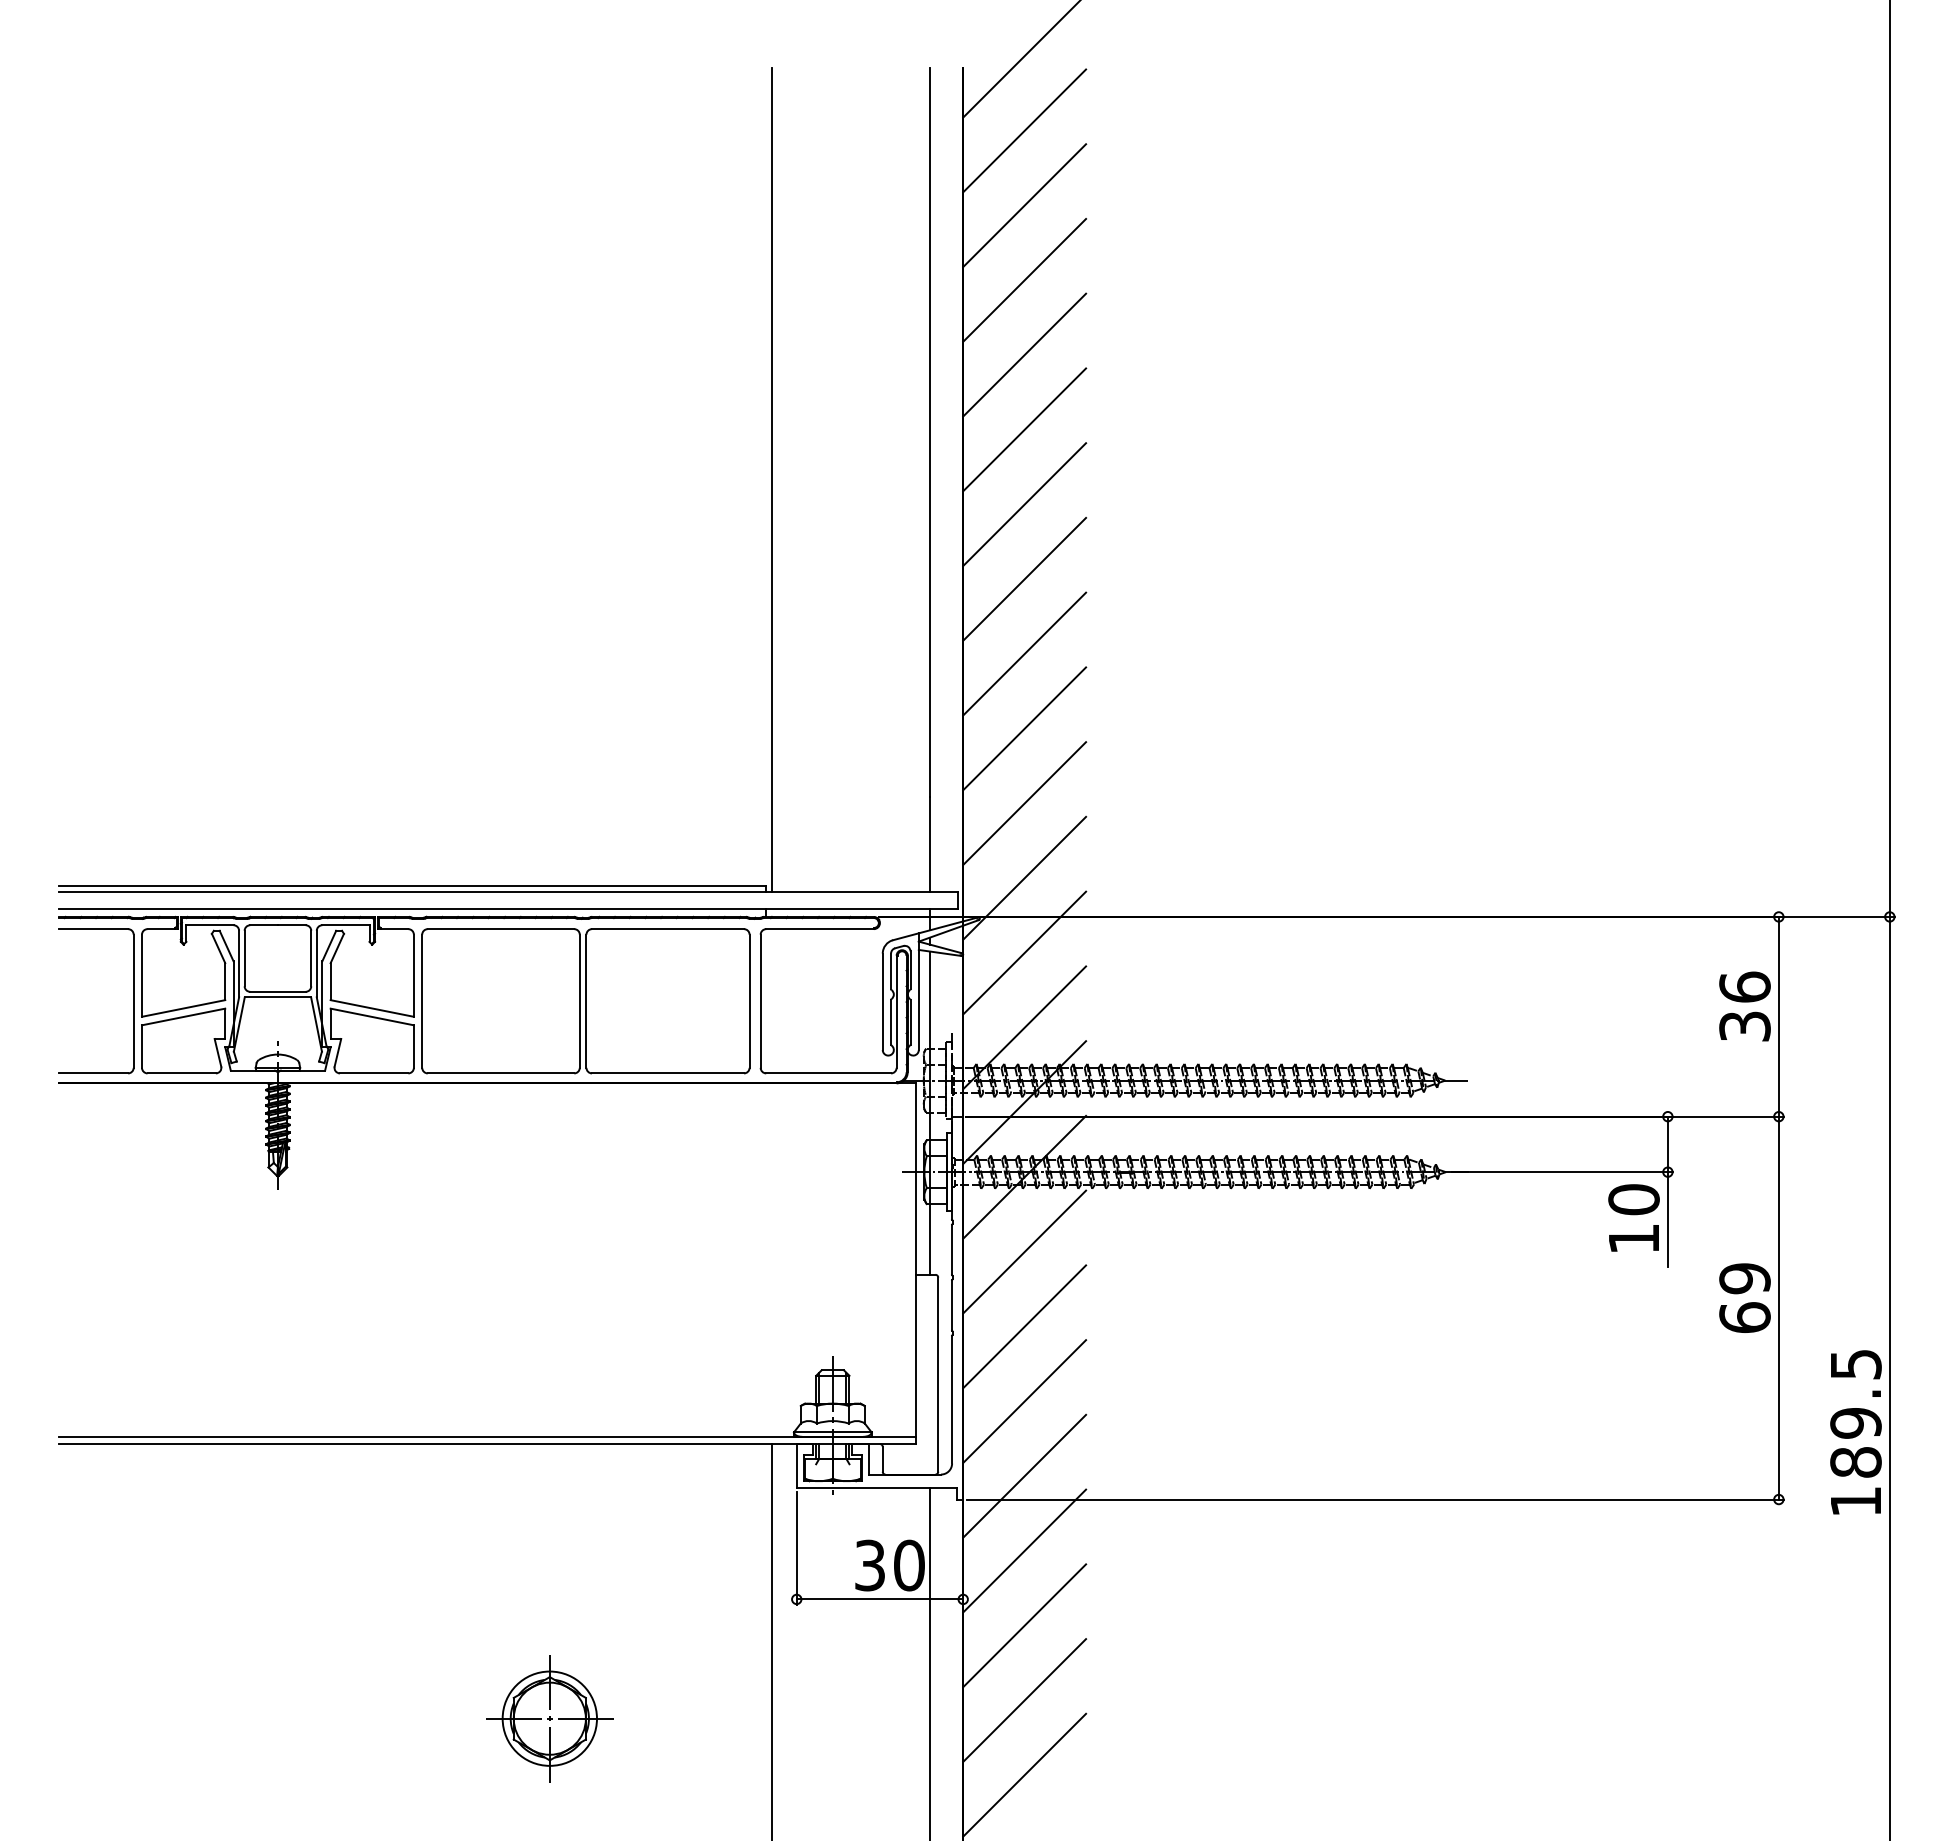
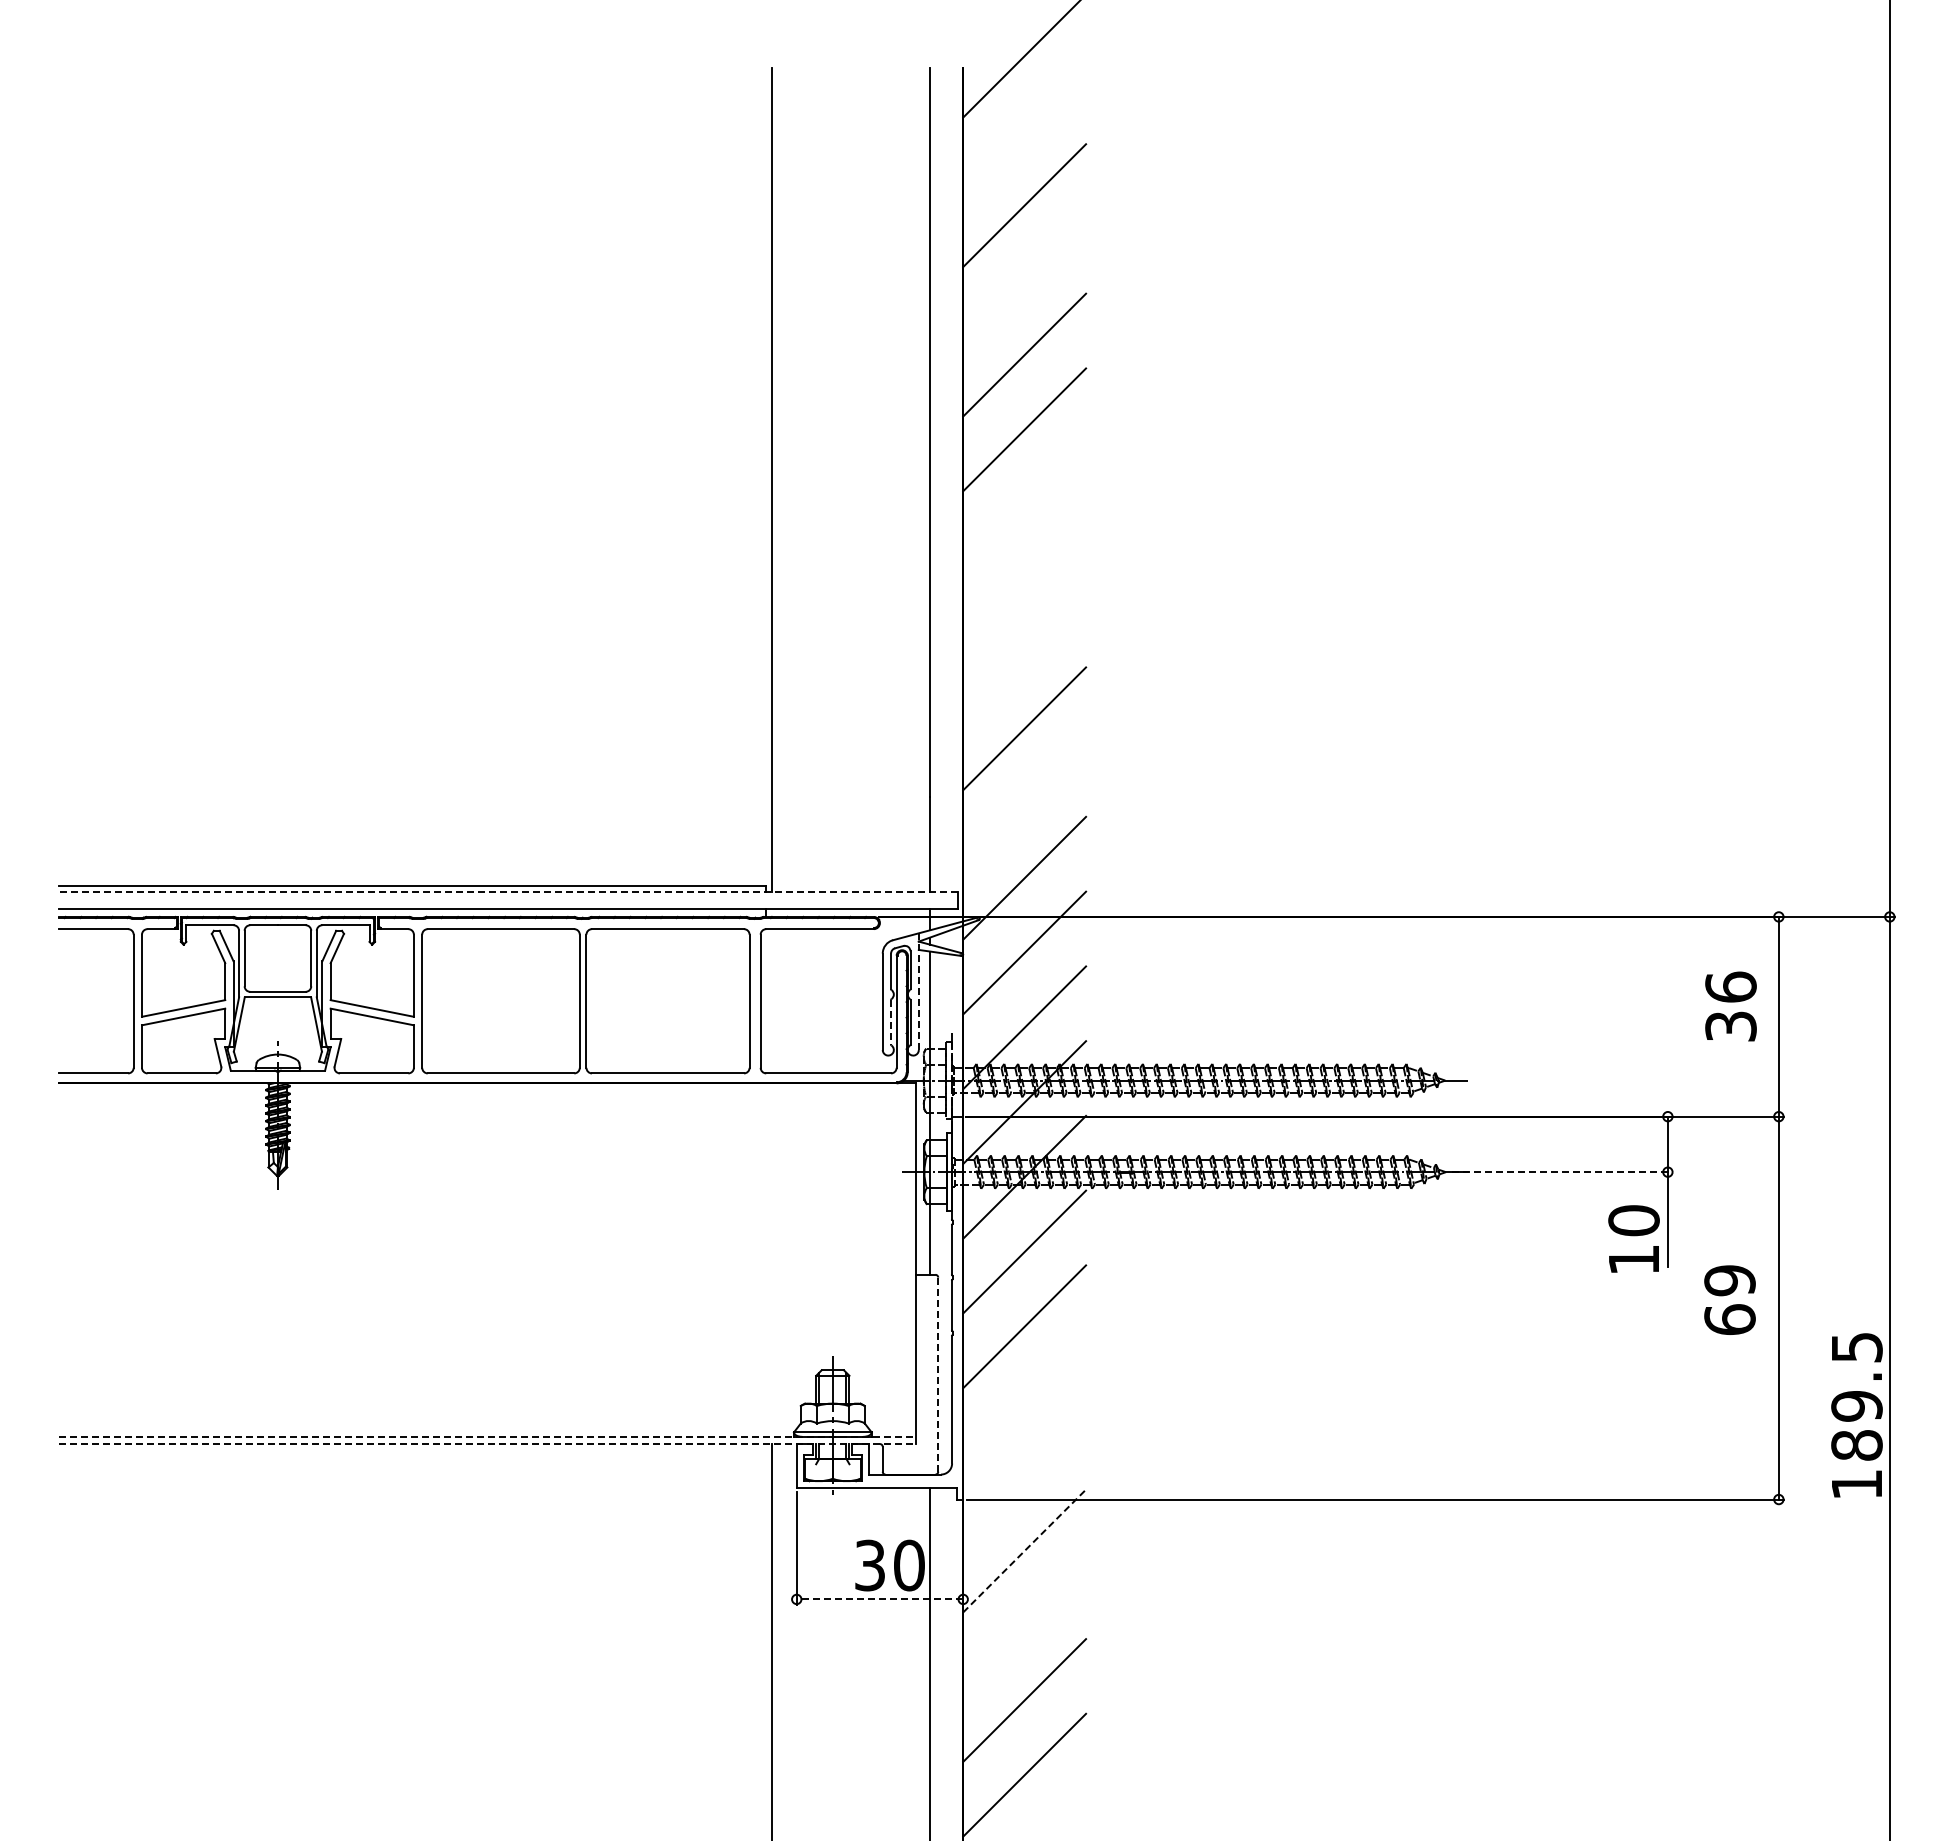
line: present -> none (1024, 130)
line: present -> none (1024, 279)
line: present -> none (1024, 504)
line: present -> none (1024, 578)
line: present -> none (1024, 653)
line: present -> none (1024, 803)
line: solid -> dashed (508, 891)
line: solid -> dashed (918, 991)
text position: (1744, 1006) -> (1730, 1006) (1730, 1006)
line: solid -> dashed (891, 1022)
line: solid -> dashed (1562, 1172)
text position: (1633, 1217) -> (1633, 1238) (1633, 1238)
text position: (1744, 1297) -> (1729, 1299) (1729, 1299)
line: solid -> dashed (938, 1375)
line: present -> none (1024, 1401)
text position: (1855, 1432) -> (1856, 1415) (1856, 1415)
line: solid -> dashed (487, 1436)
line: solid -> dashed (487, 1444)
line: present -> none (1024, 1475)
line: solid -> dashed (1024, 1551)
line: solid -> dashed (879, 1599)
line: present -> none (1024, 1625)
part: present -> none (549, 1718)
